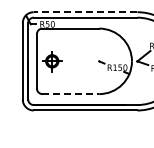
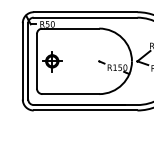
line: dashed -> solid (85, 12)
line: dashed -> solid (71, 94)
